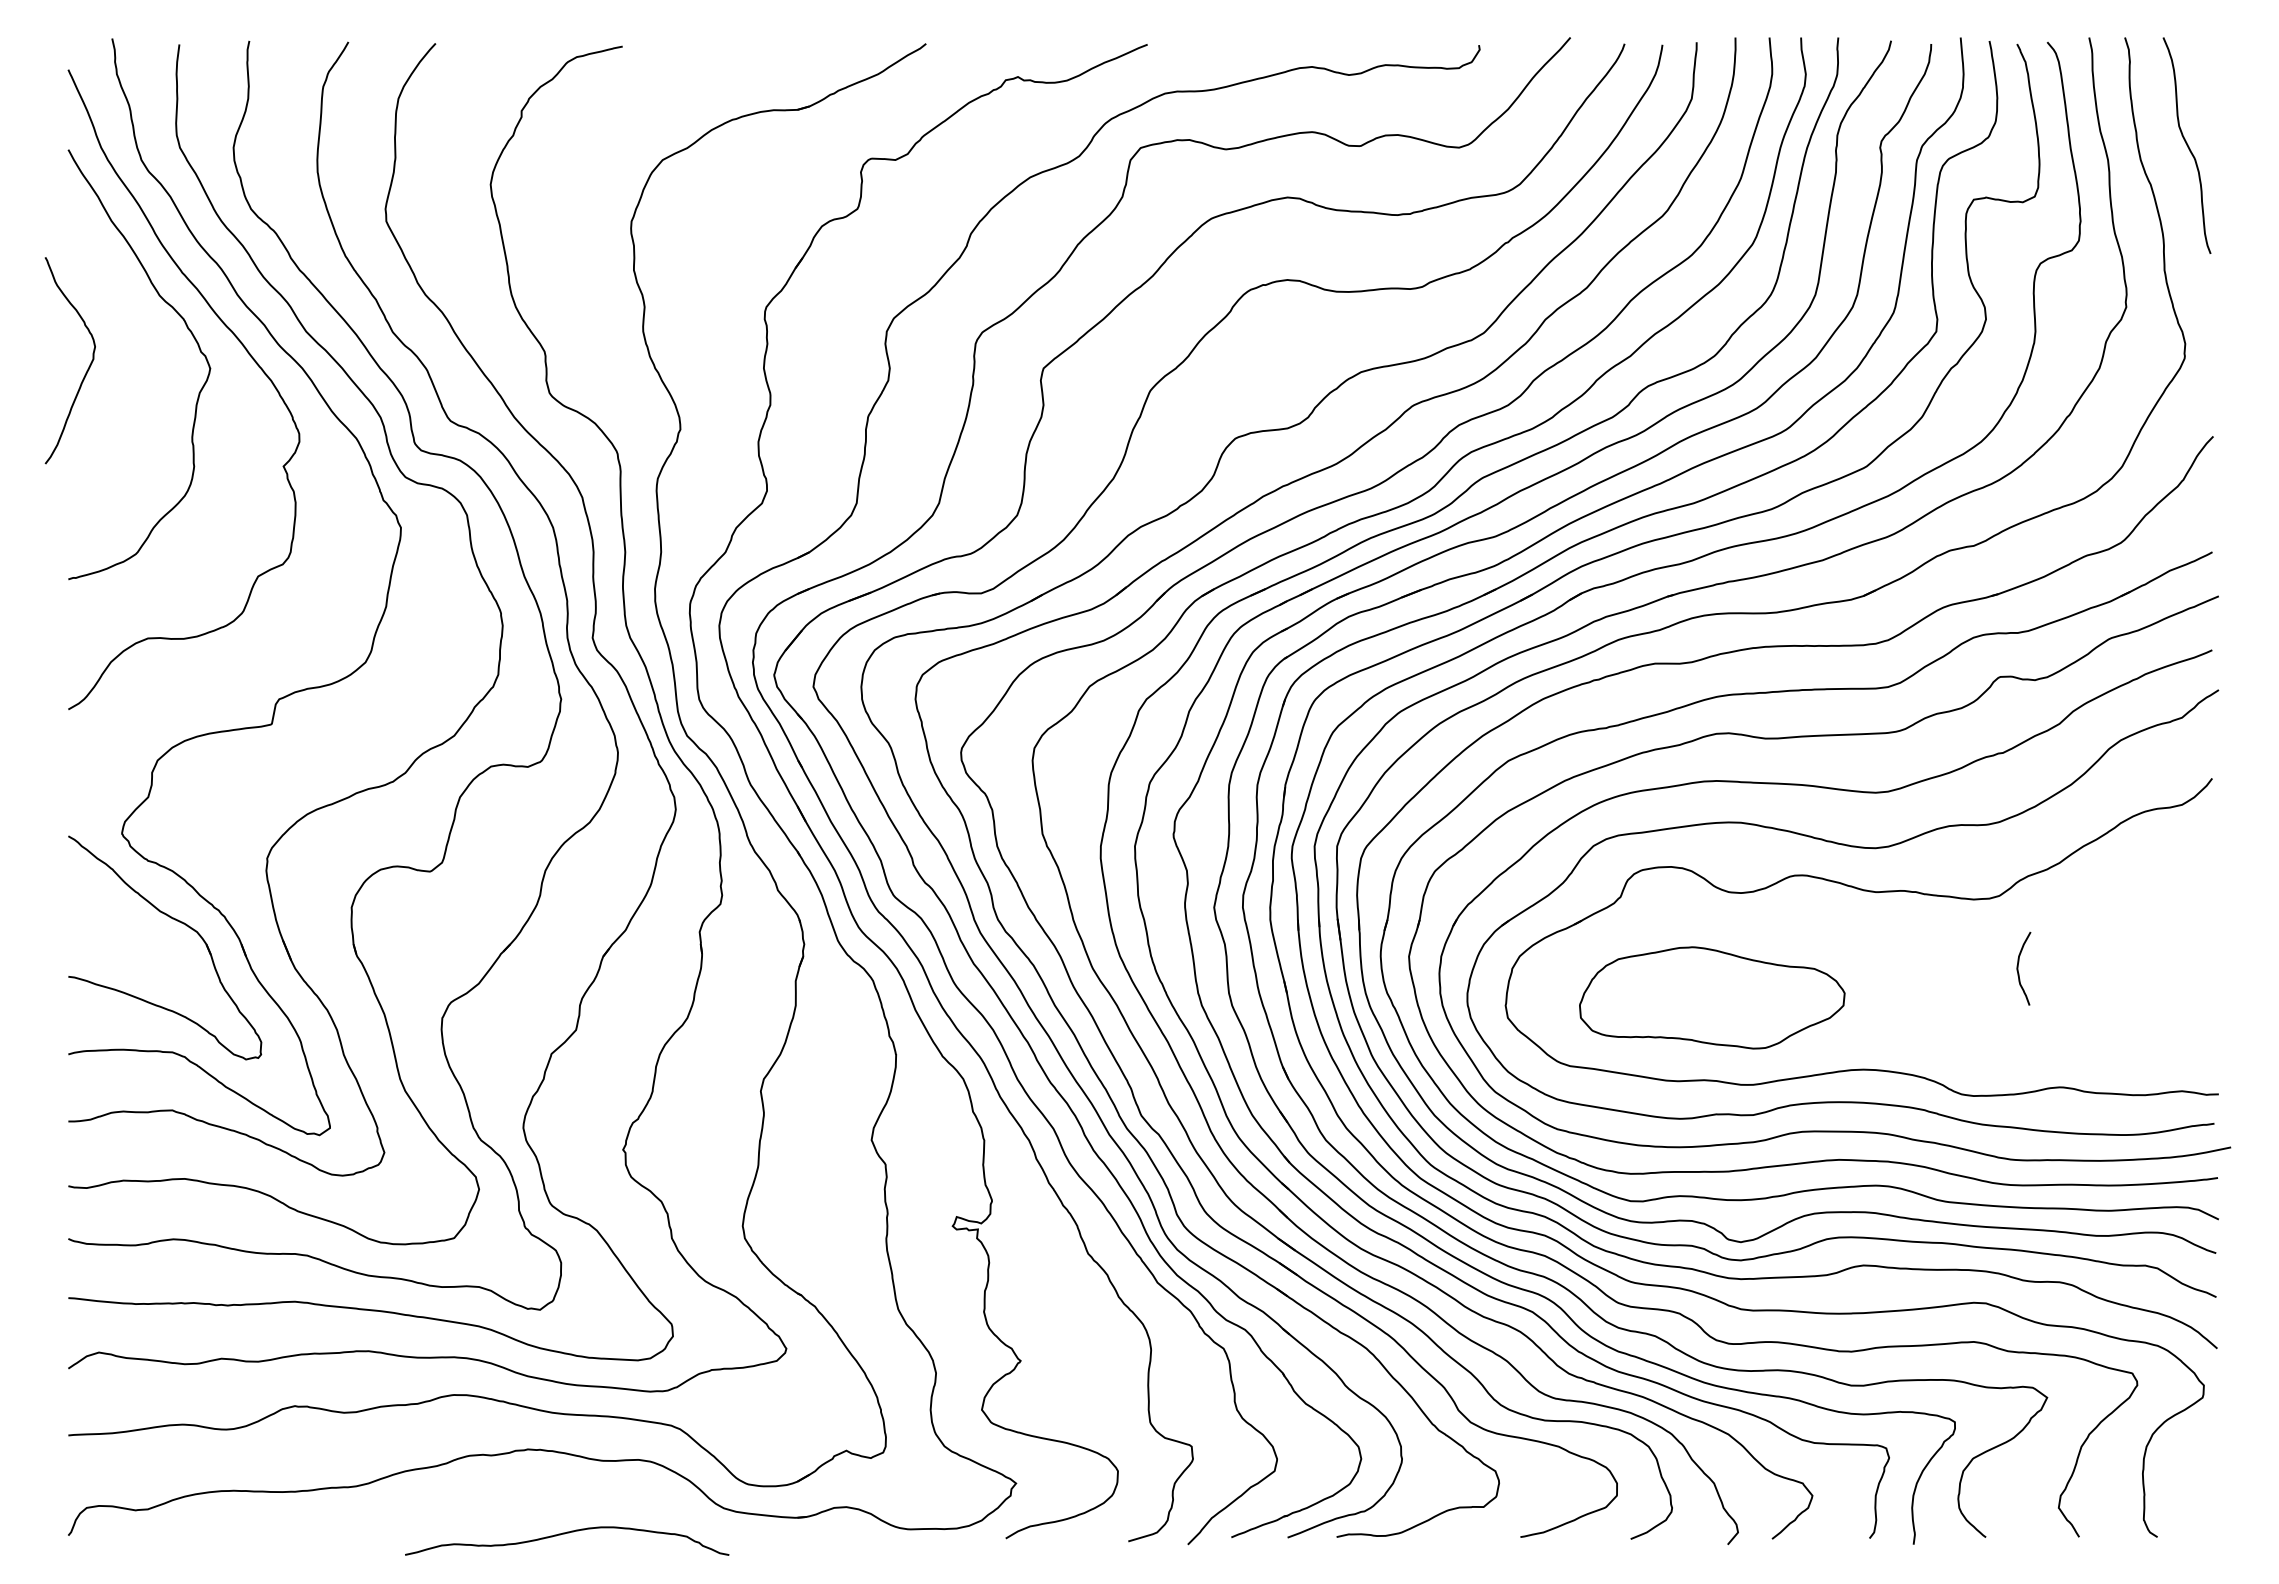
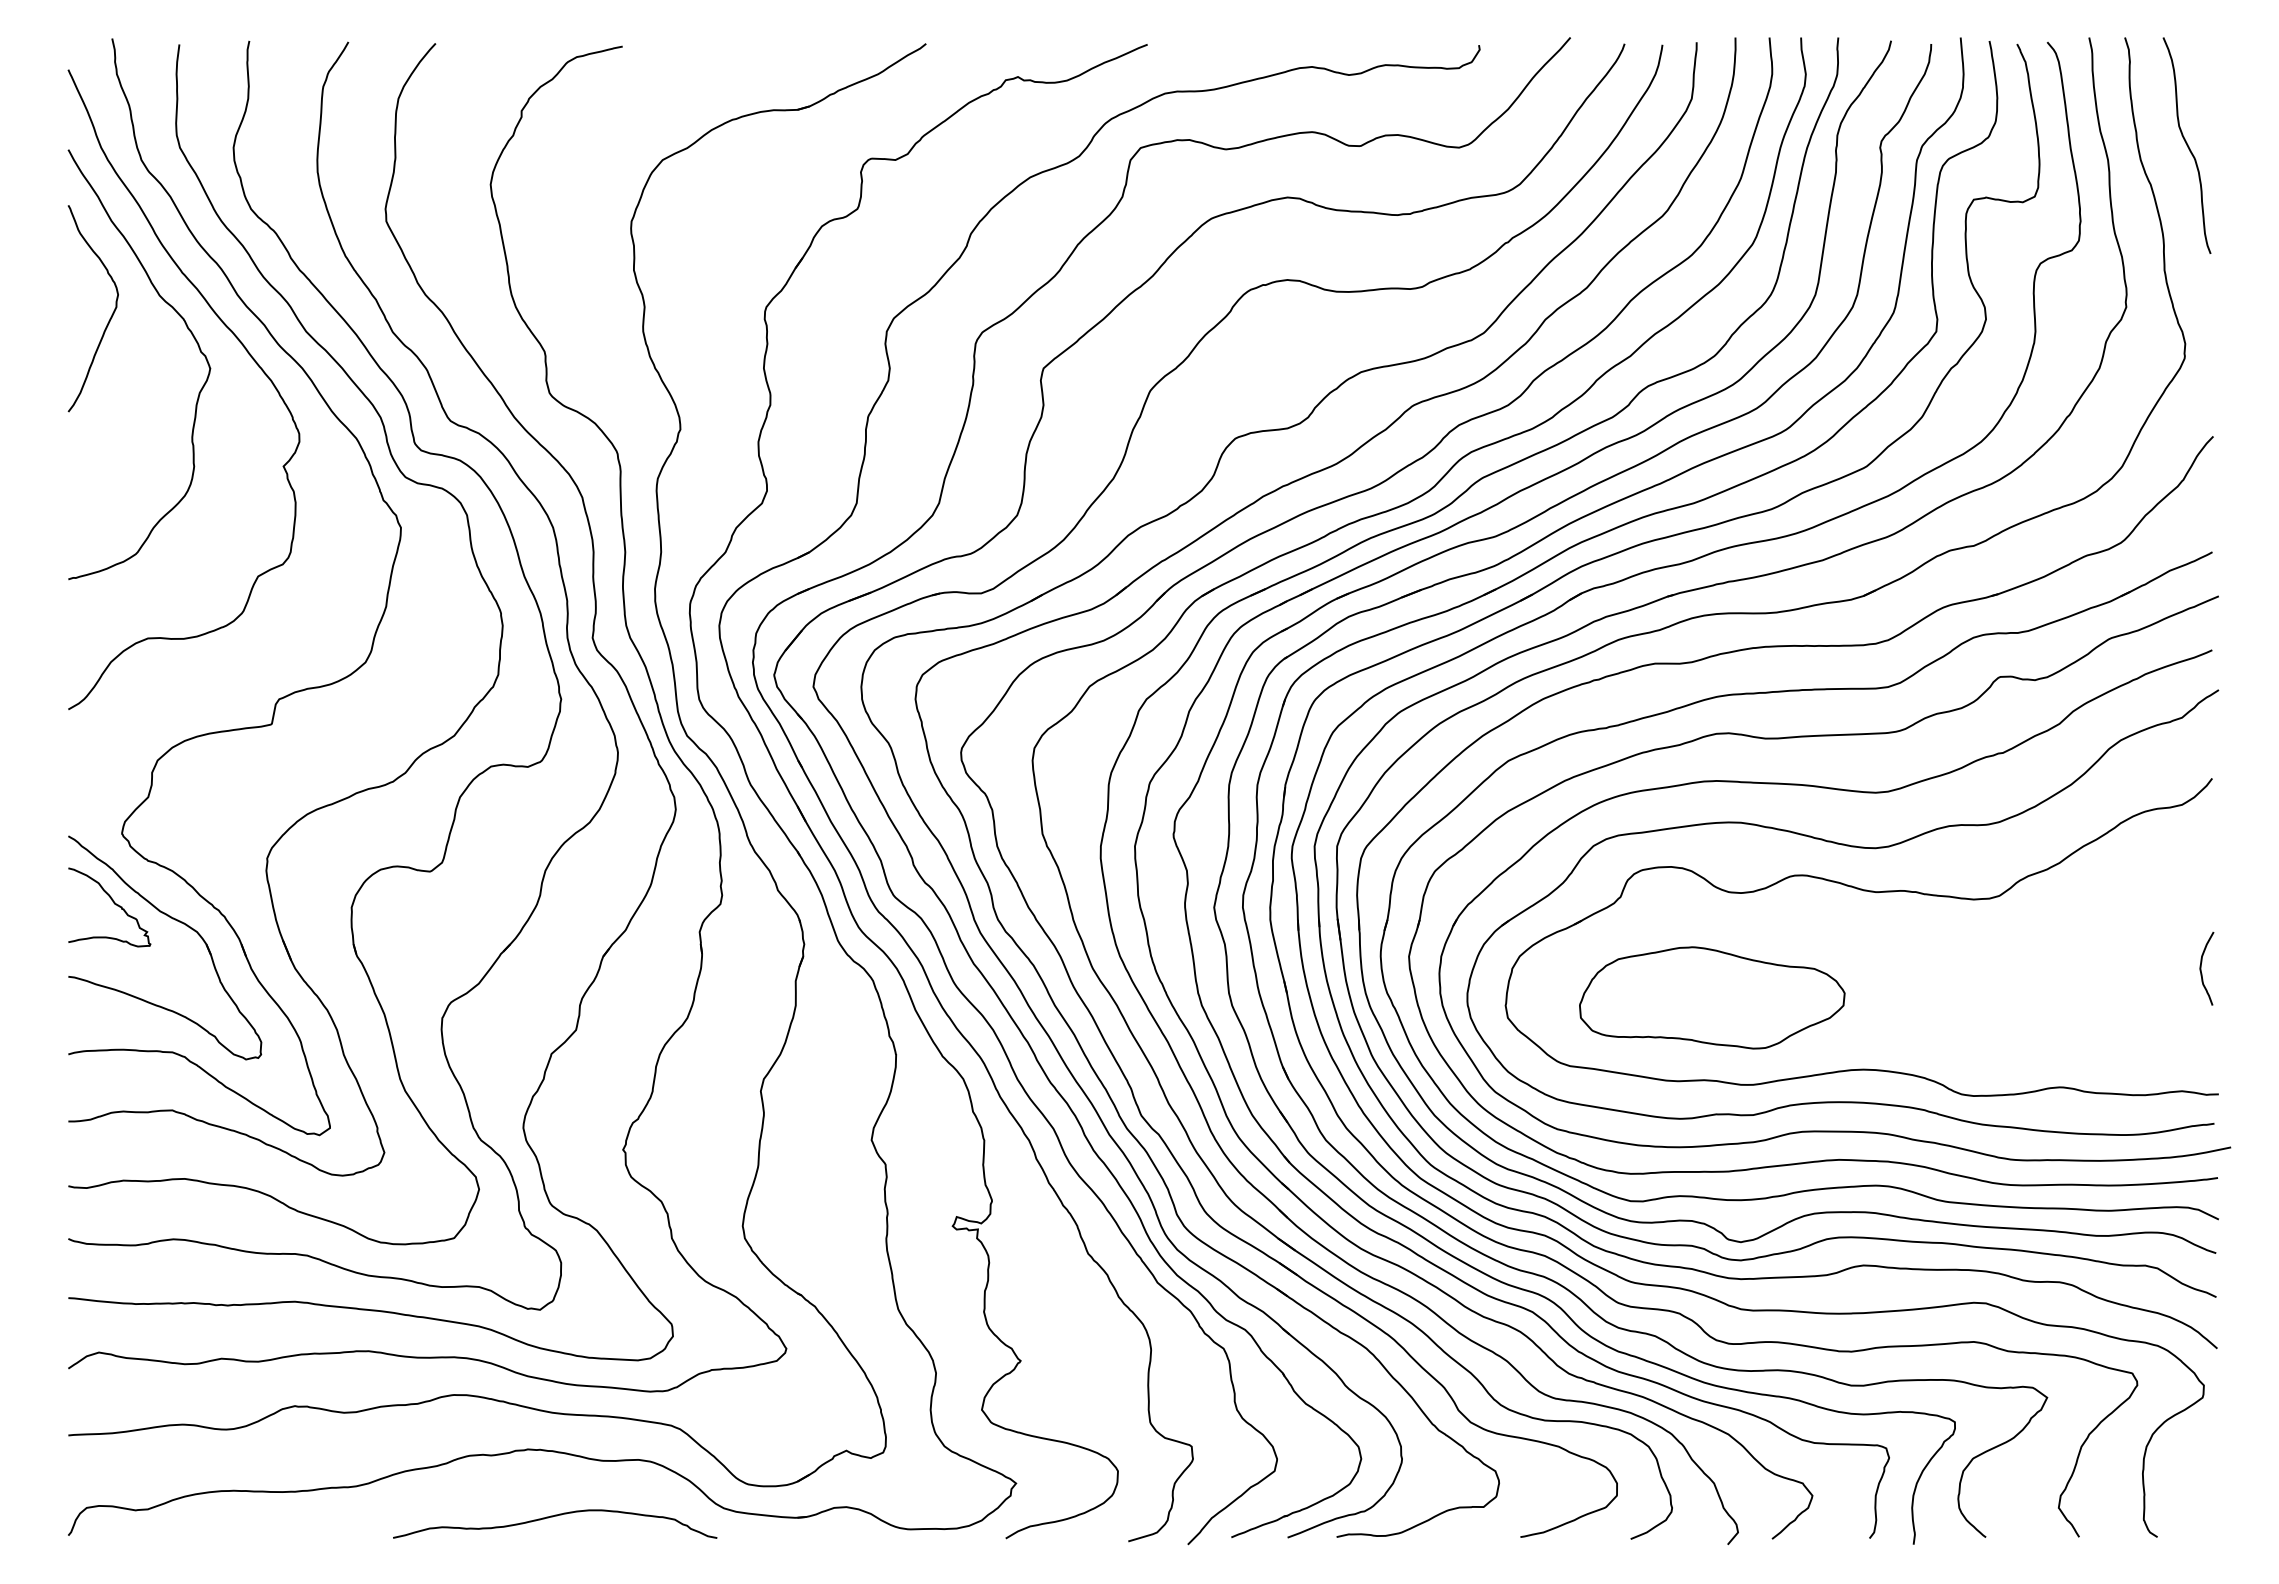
curve position: (87, 368) -> (110, 316) (110, 316)
curve: none -> present (113, 903)
curve position: (2018, 968) -> (2201, 968) (2201, 968)
curve position: (564, 1534) -> (552, 1517) (552, 1517)
